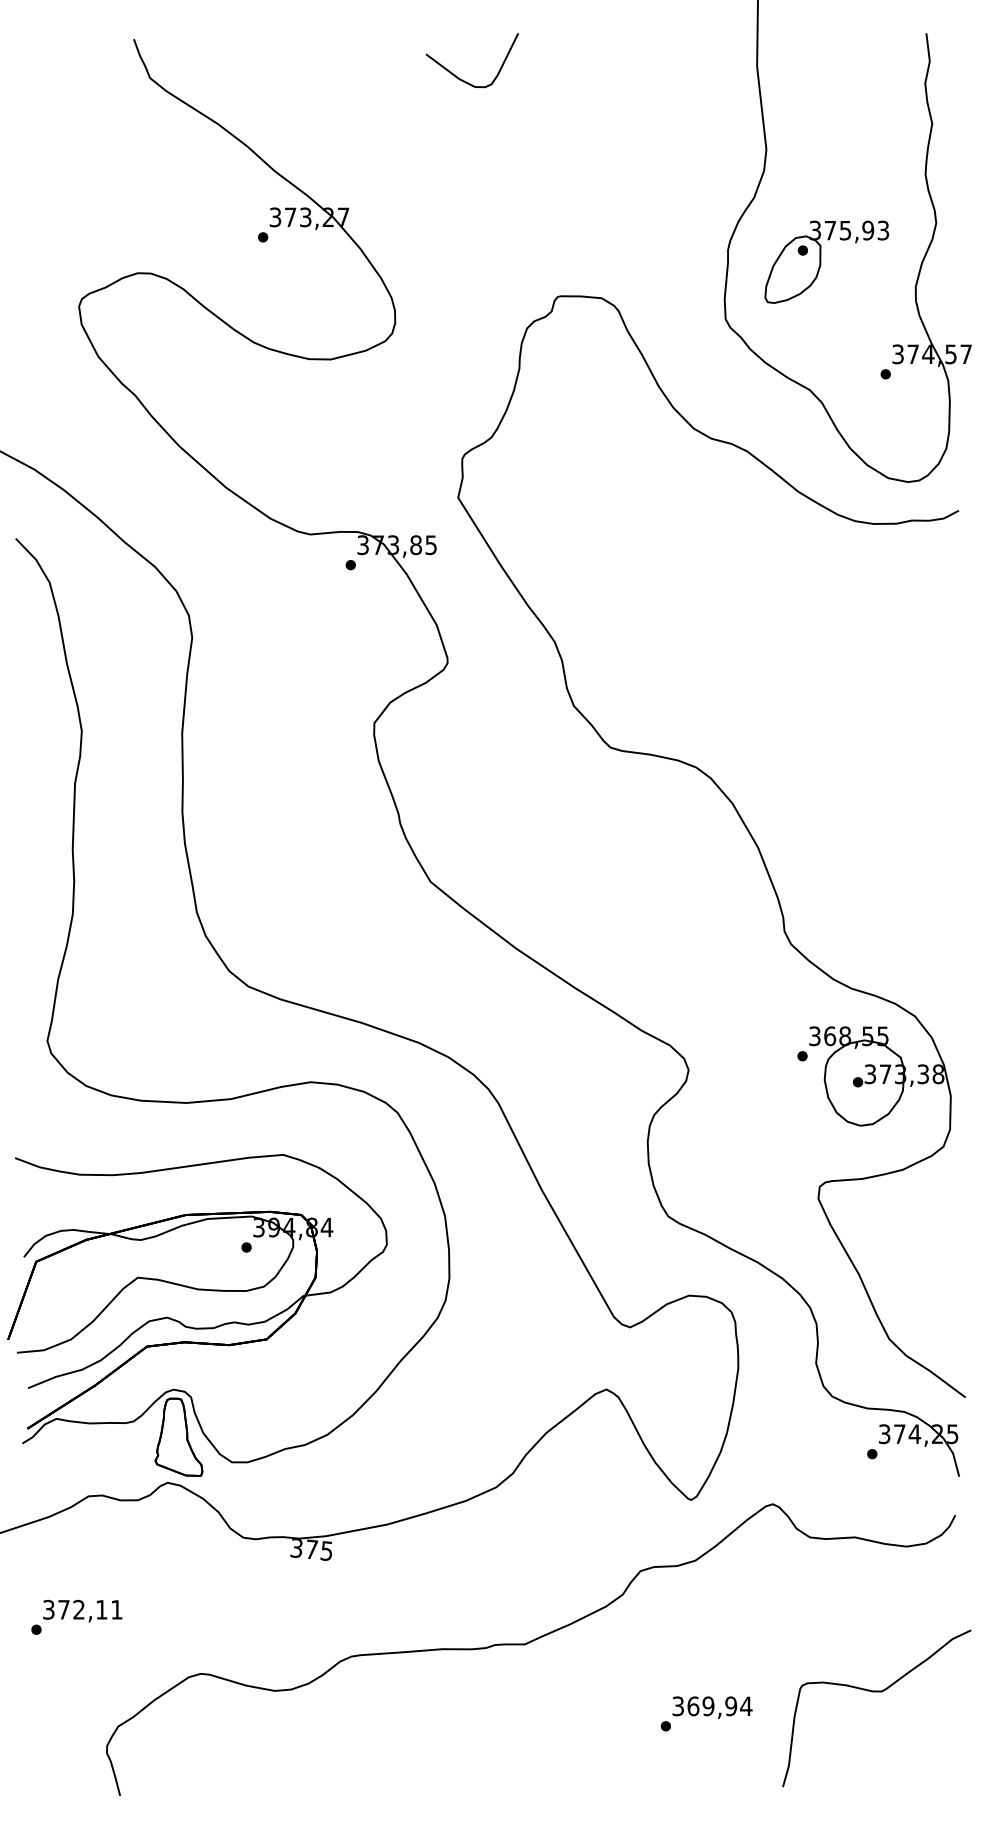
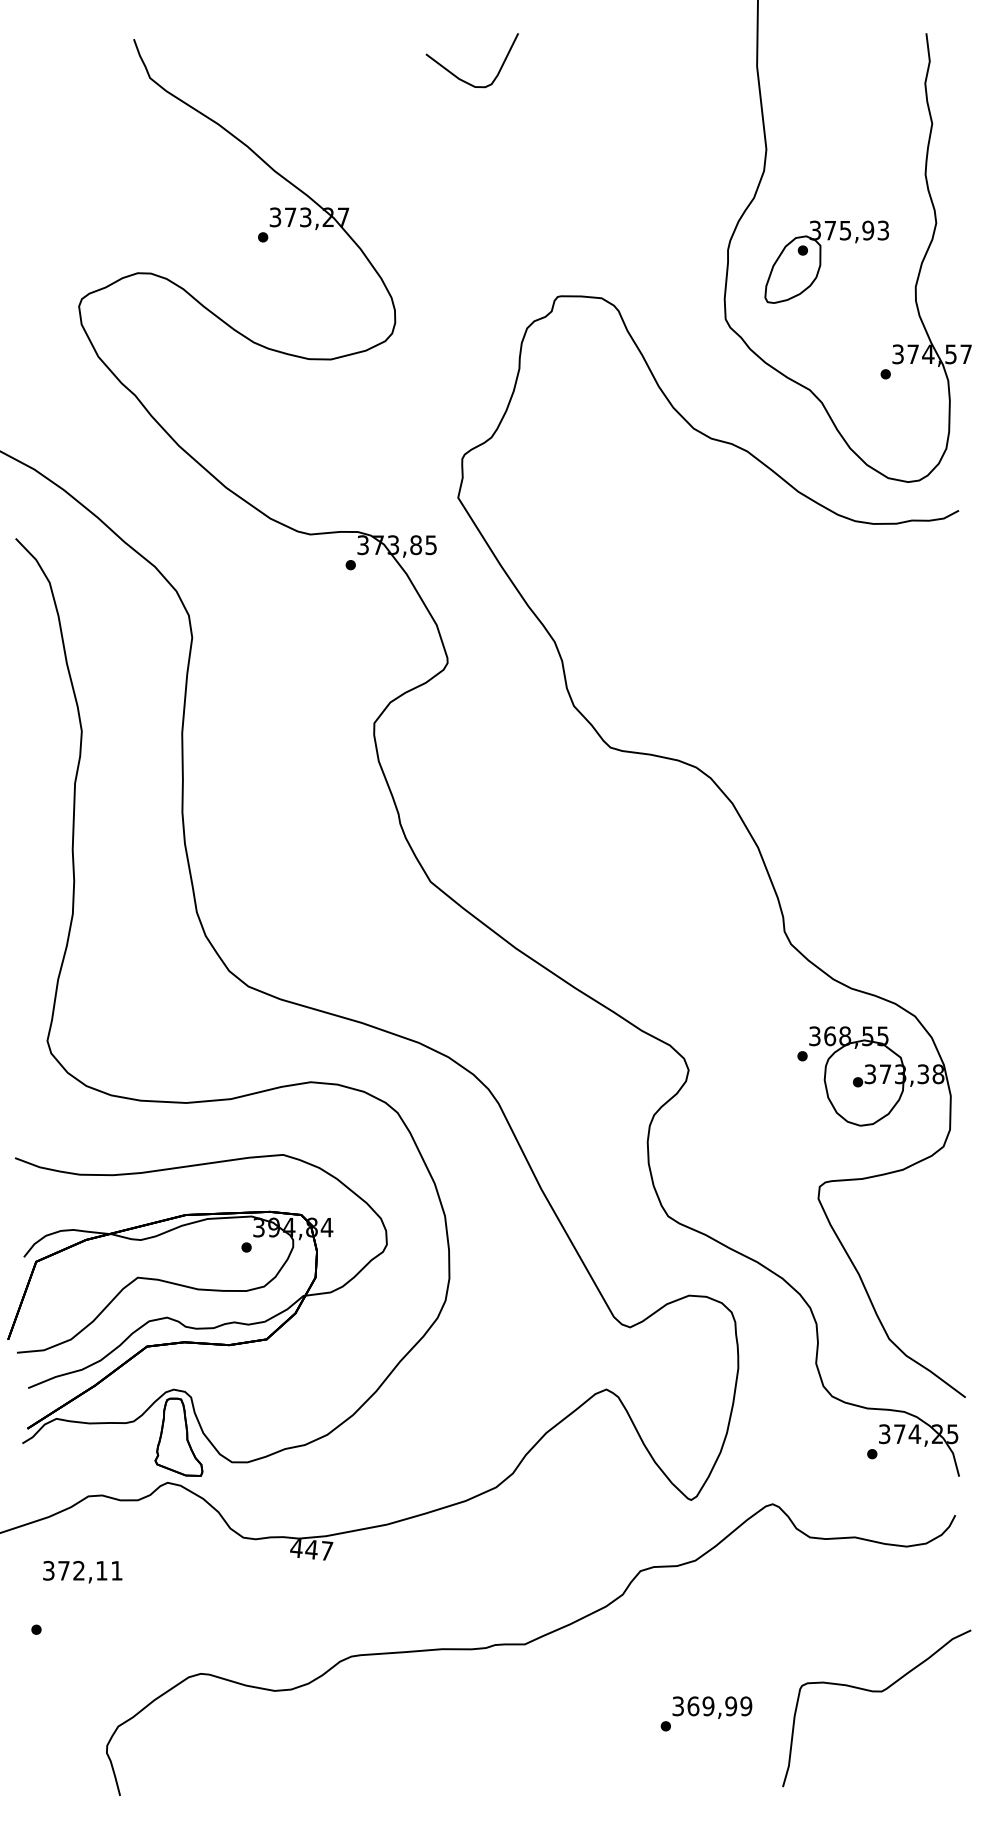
text: 375 -> 447 (311, 1549)
text position: (82, 1610) -> (82, 1571) (82, 1571)
text: 369,94 -> 369,99 (746, 1706)
